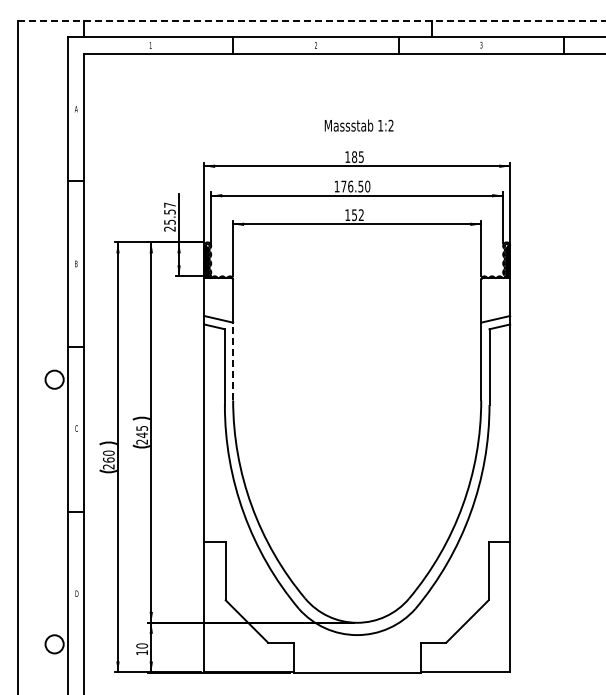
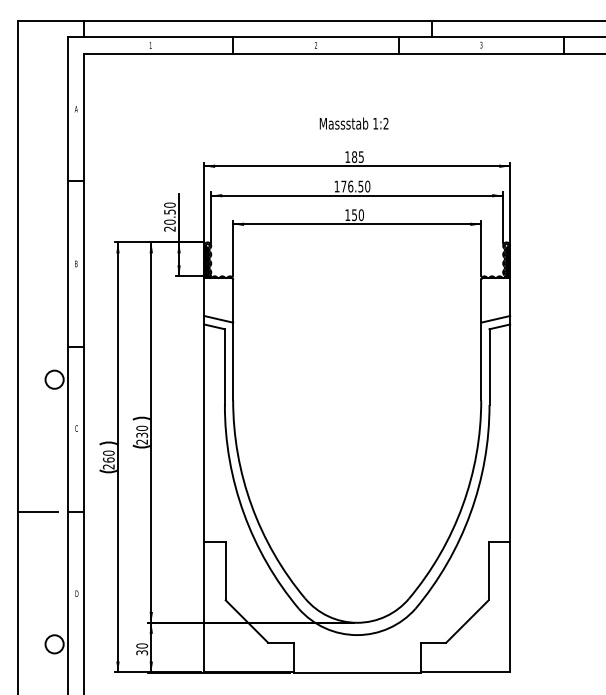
line: dashed -> solid (312, 20)
text position: (358, 125) -> (353, 123) (353, 123)
text: 25.57 -> 20.50 (169, 213)
text: 152 -> 150 (360, 215)
line: dashed -> solid (233, 361)
text: 245 -> 230 (142, 431)
line: none -> present (37, 512)
text: 10 -> 30 (142, 652)
